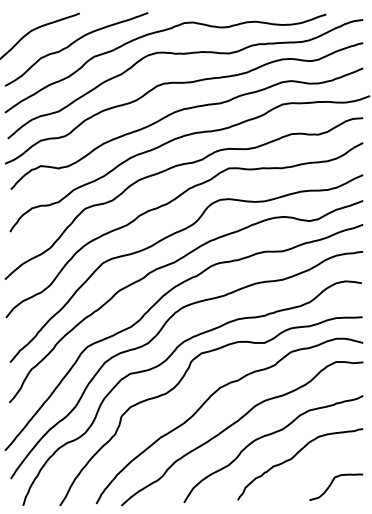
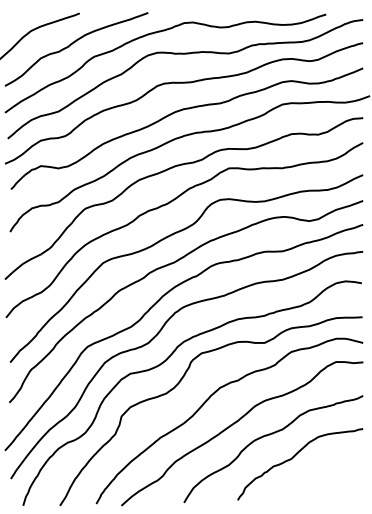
curve: present -> none (332, 483)
